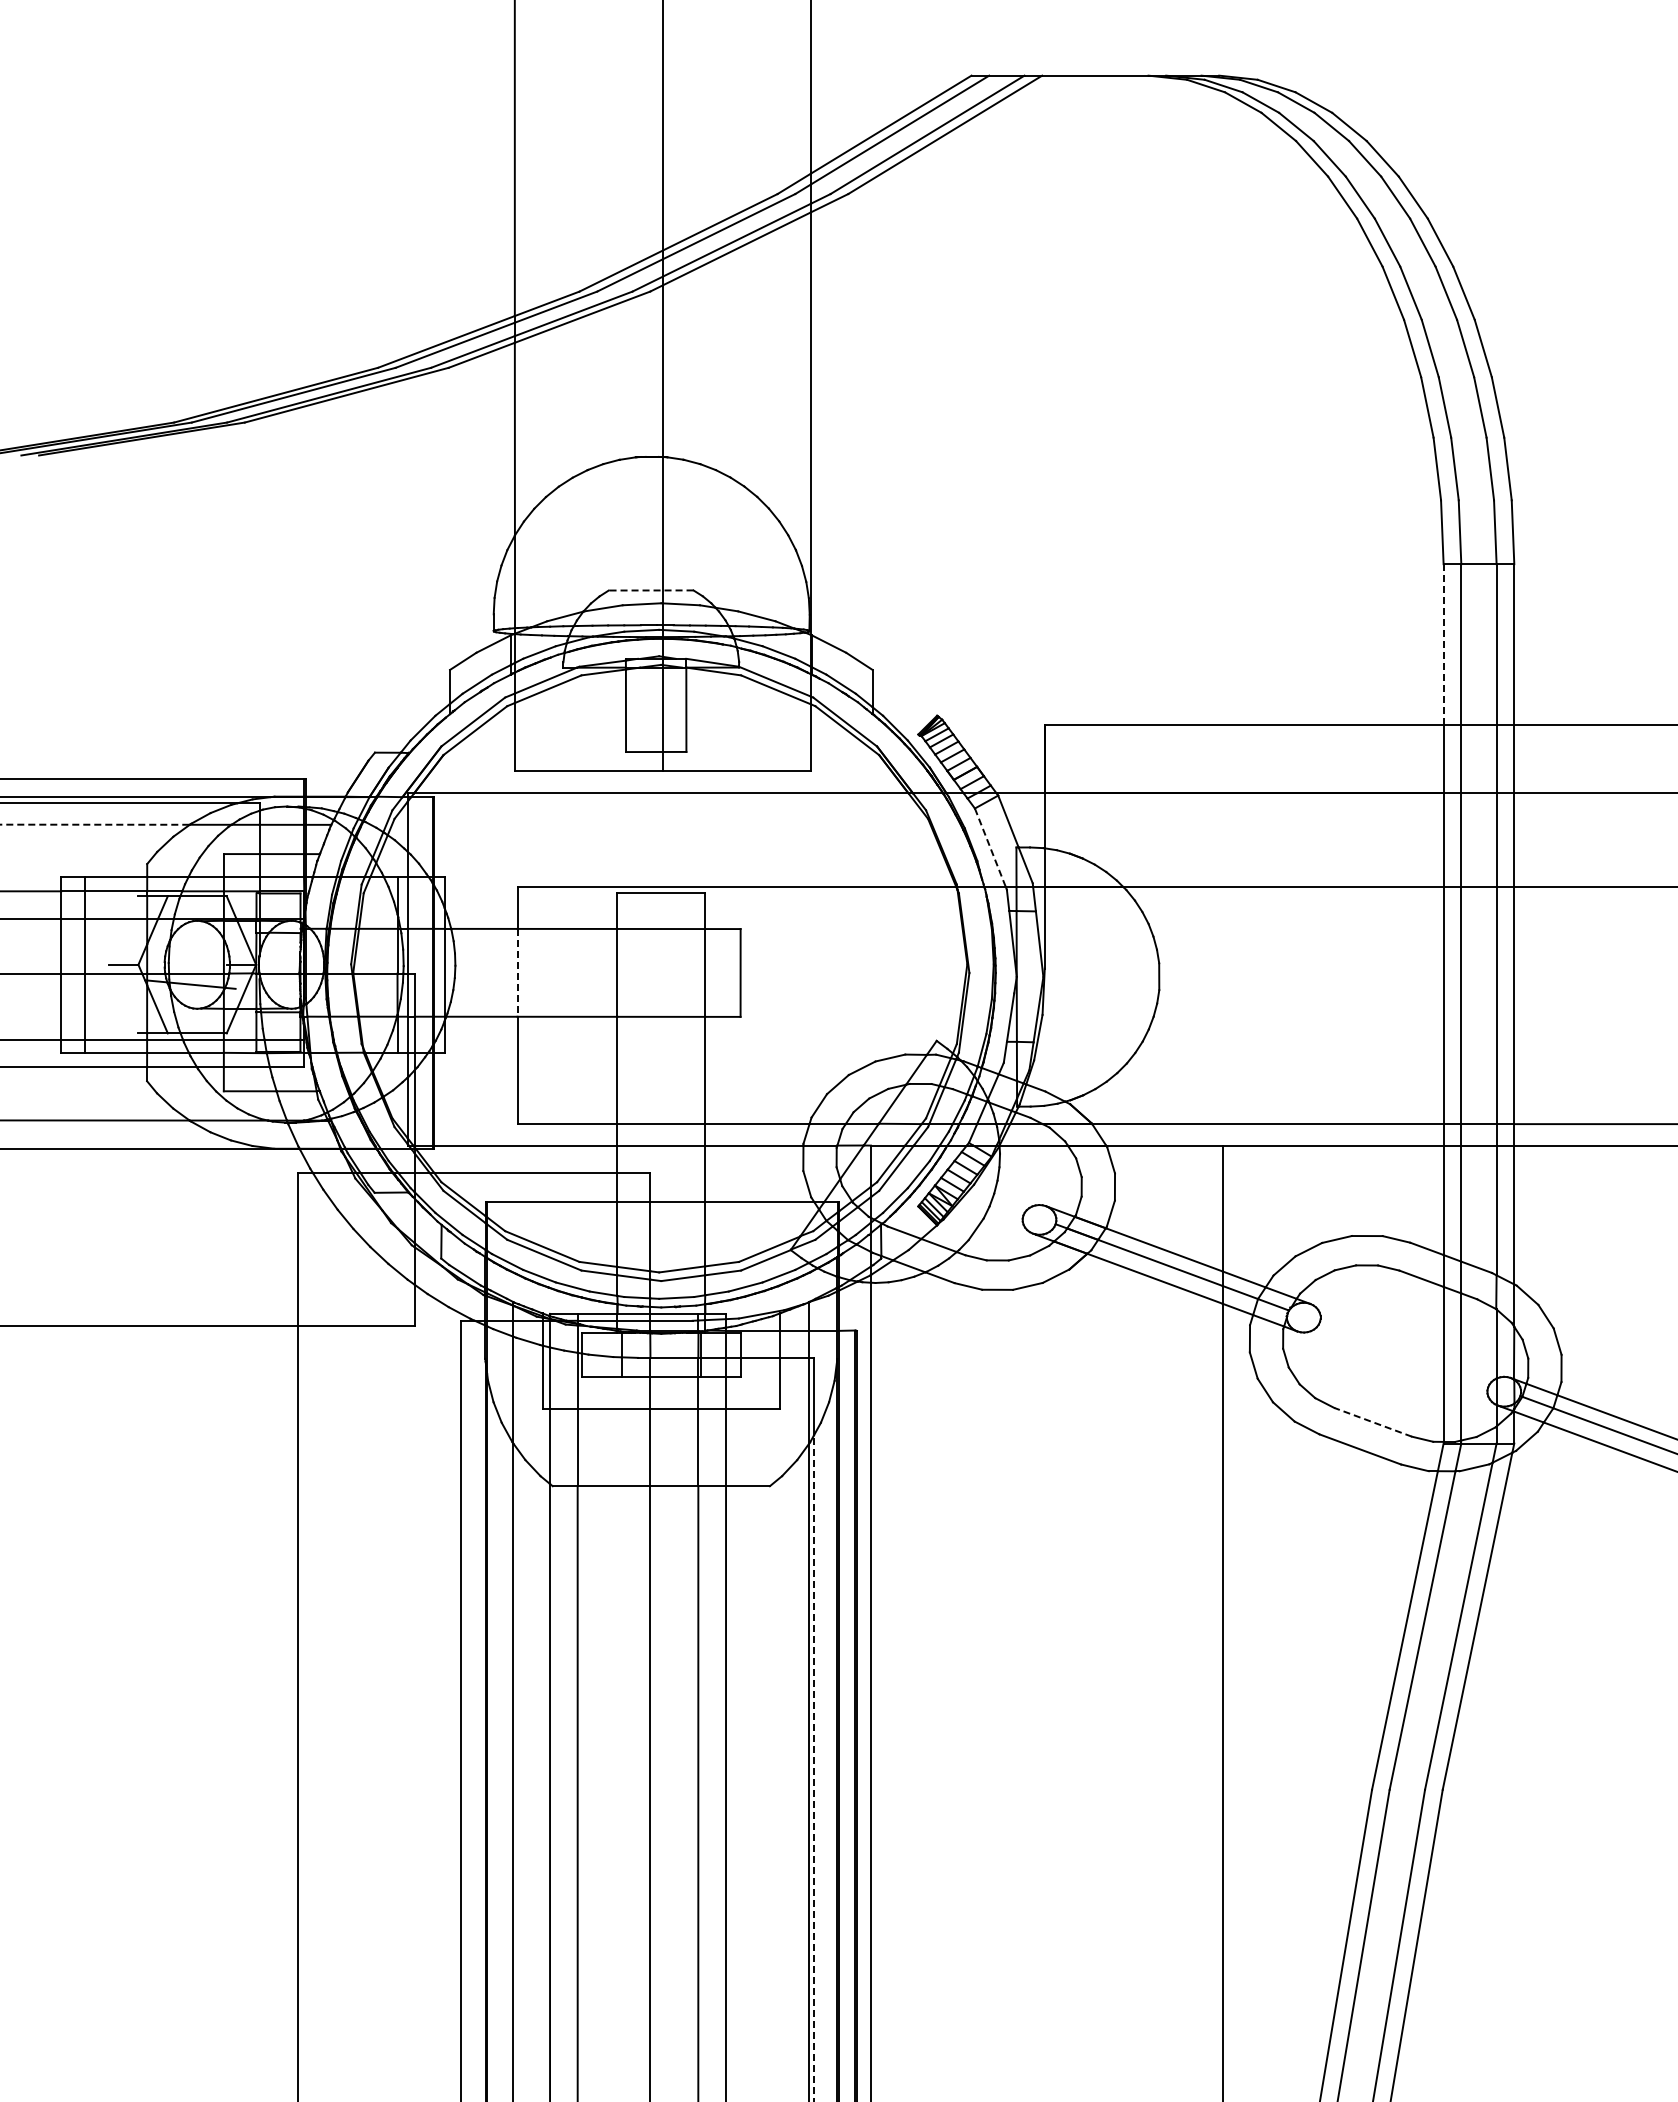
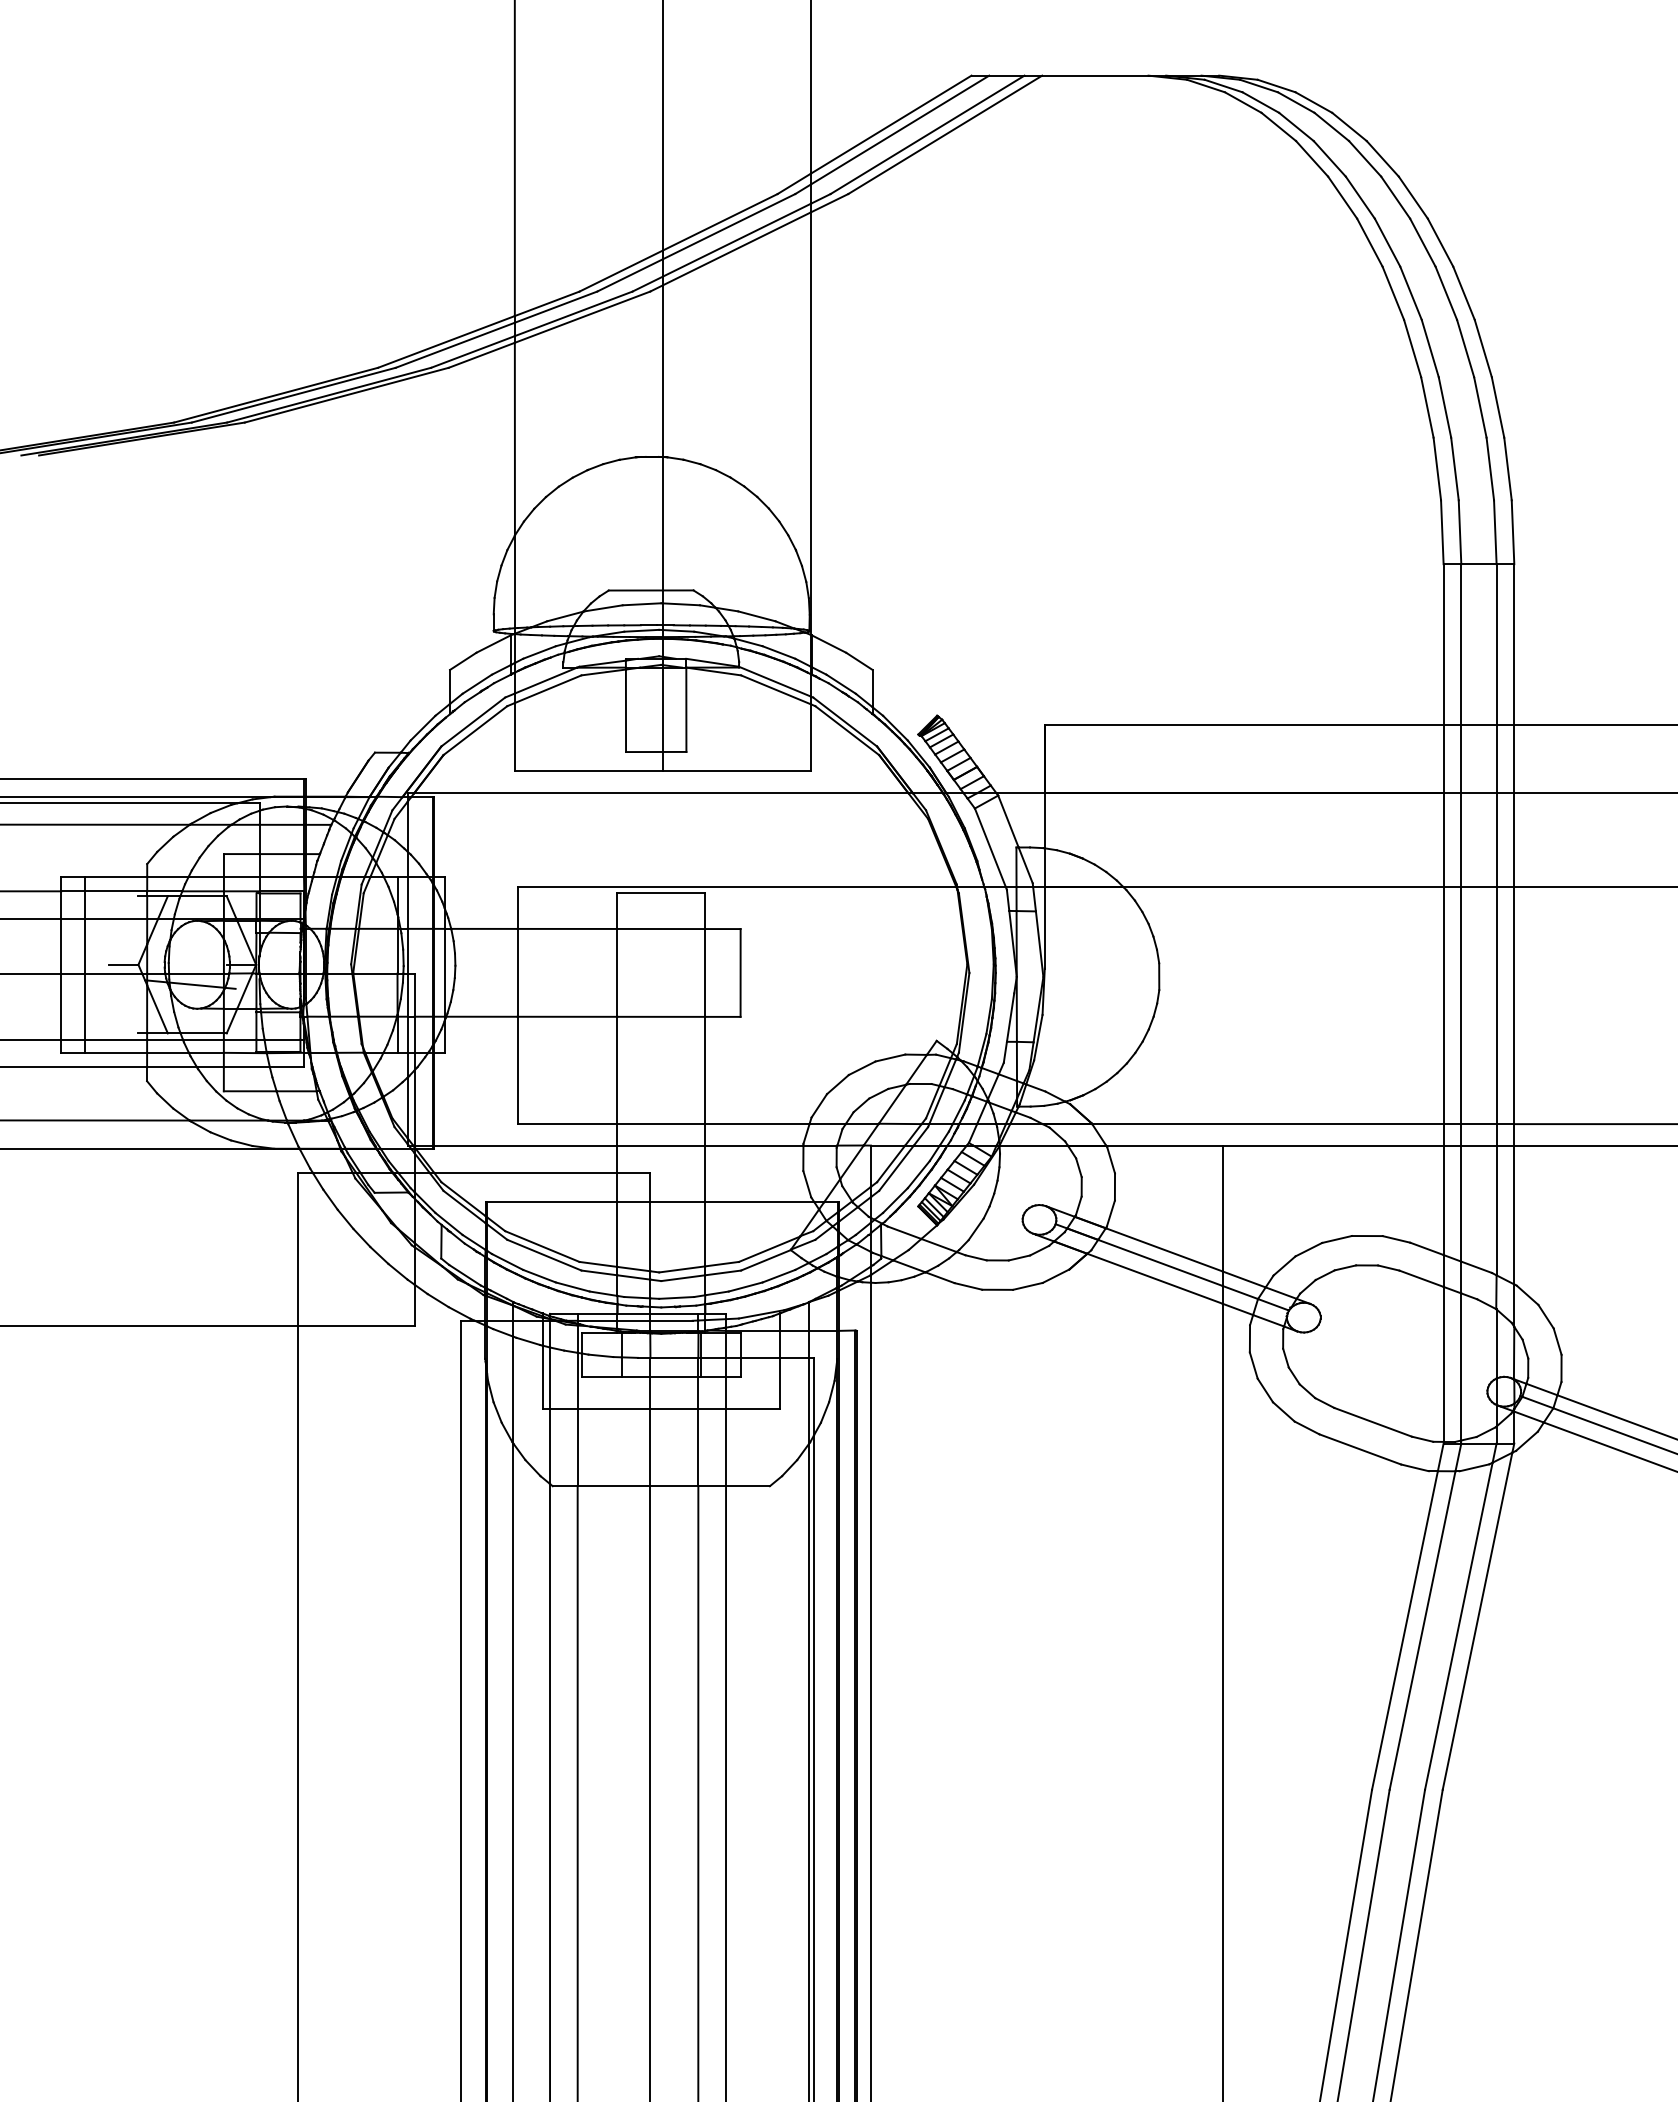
line: dashed -> solid (650, 590)
line: dashed -> solid (1443, 644)
line: dashed -> solid (95, 824)
line: dashed -> solid (990, 848)
line: dashed -> solid (517, 972)
line: dashed -> solid (1372, 1422)
line: dashed -> solid (814, 1768)
